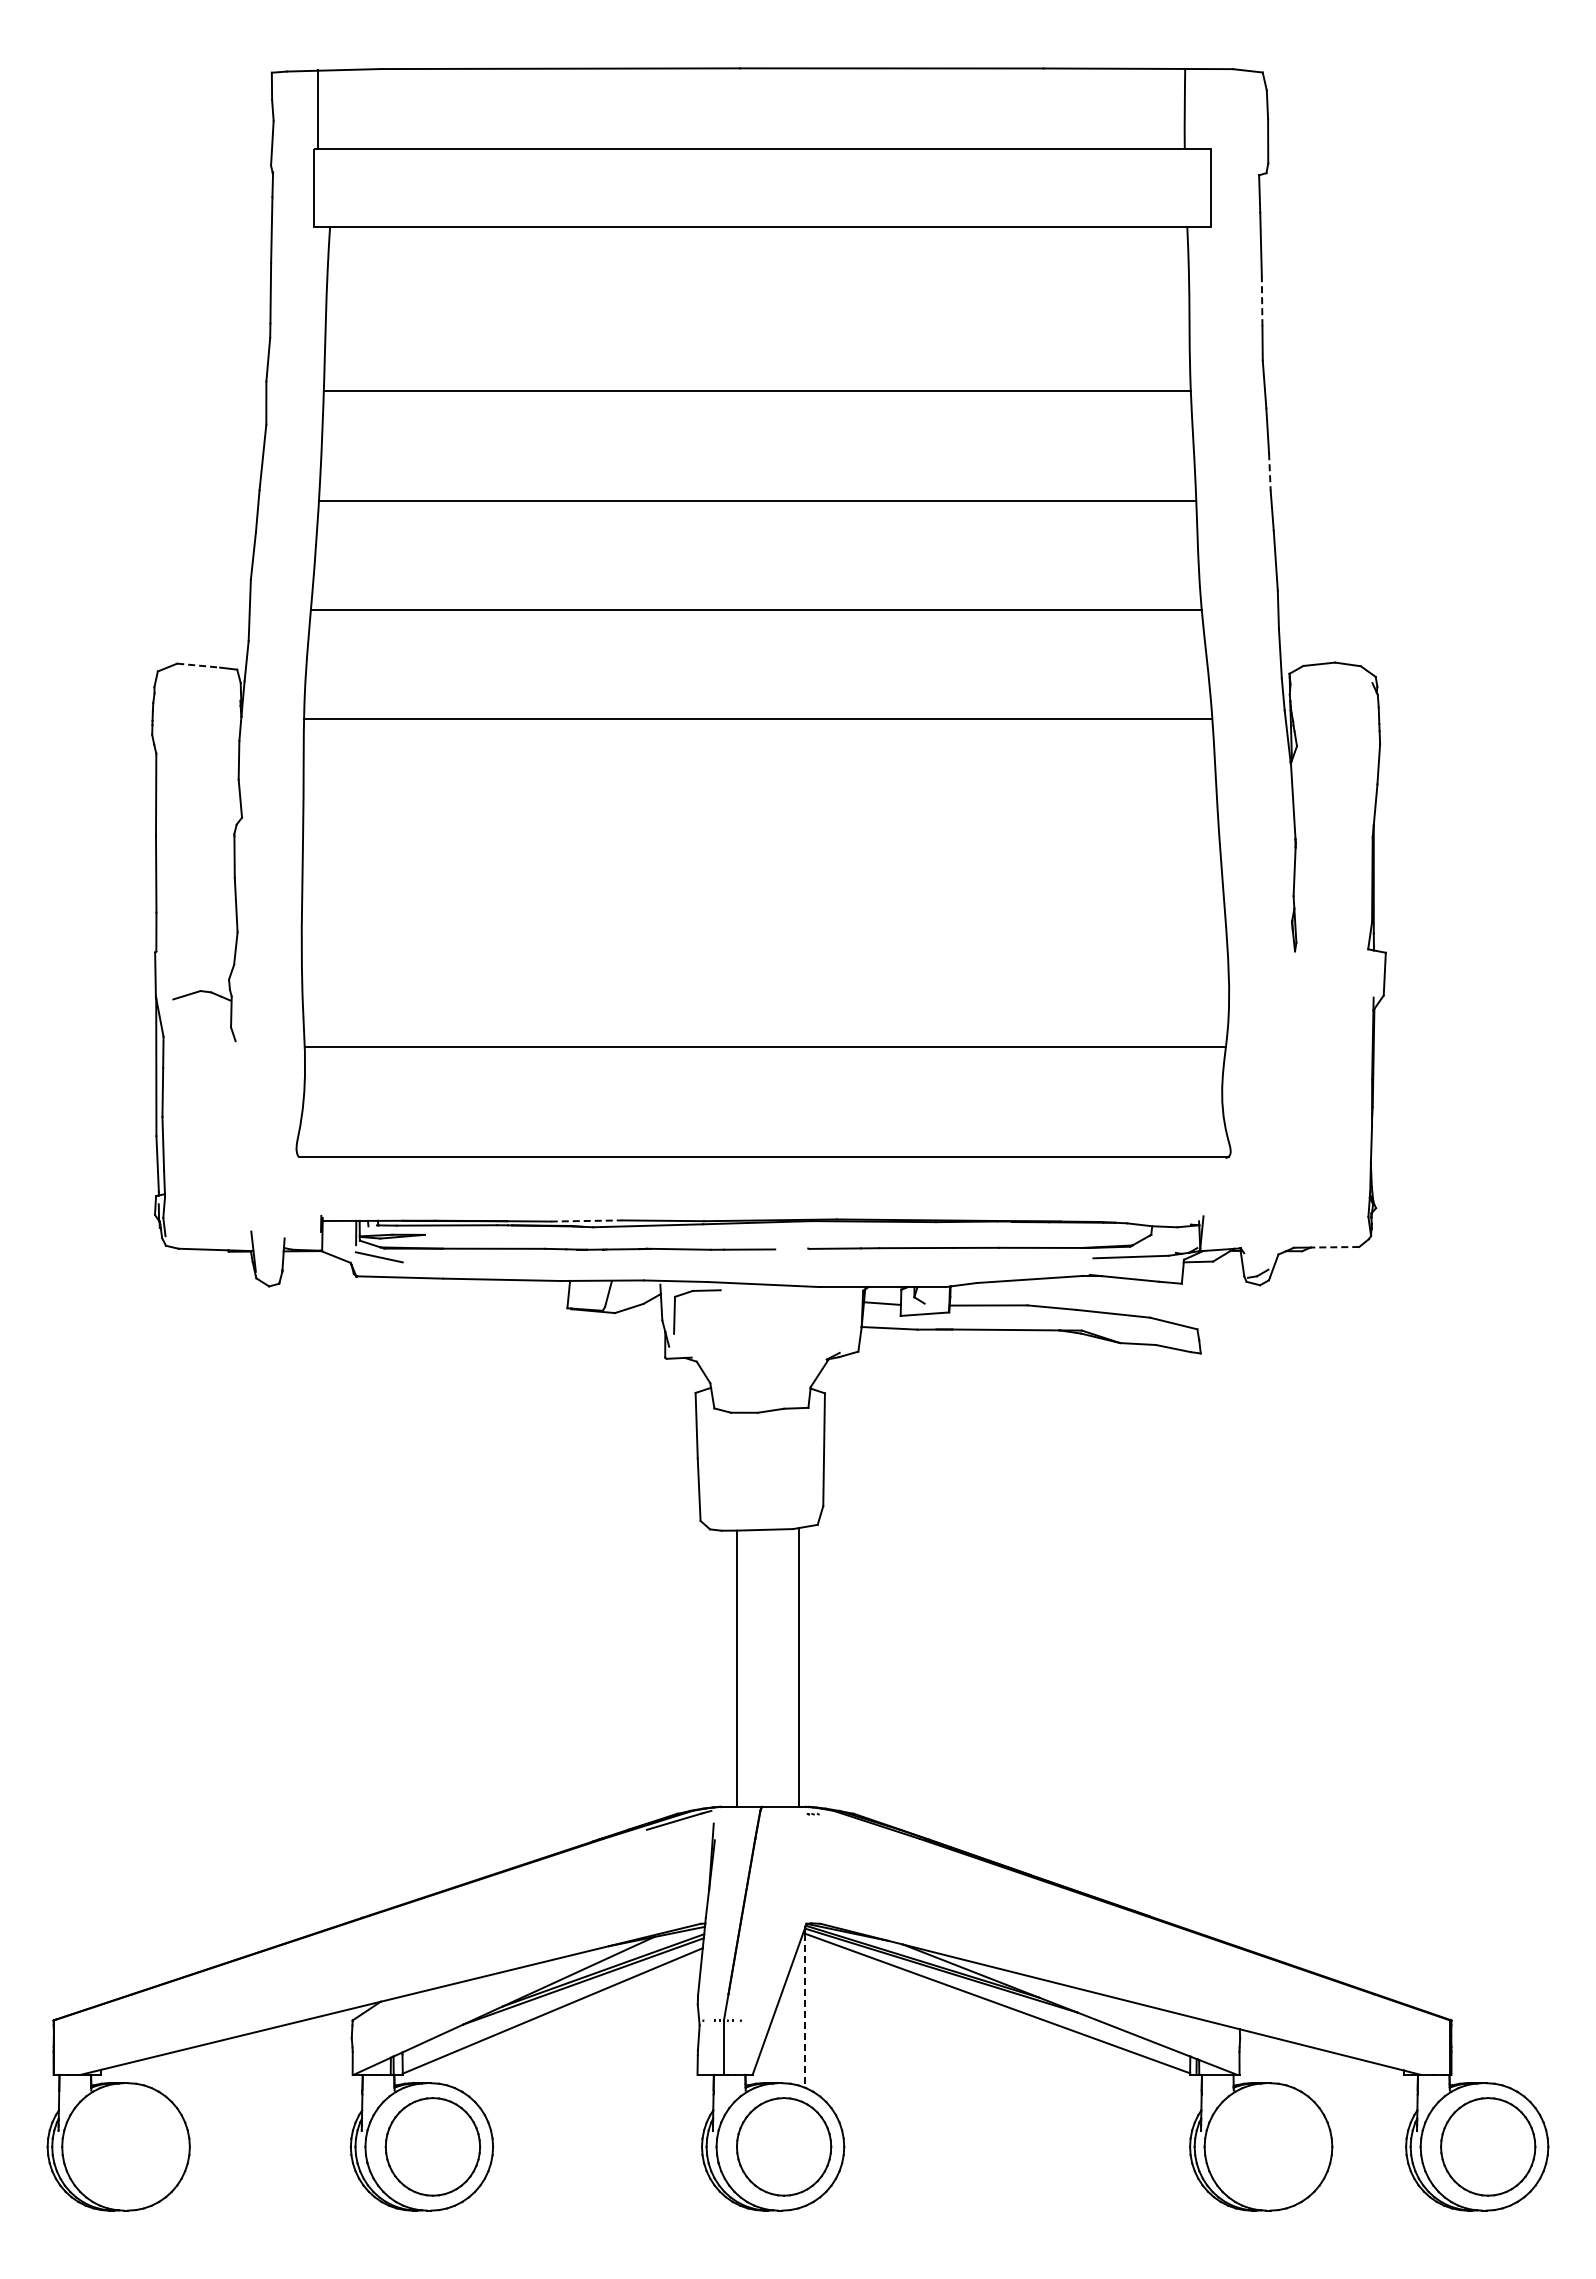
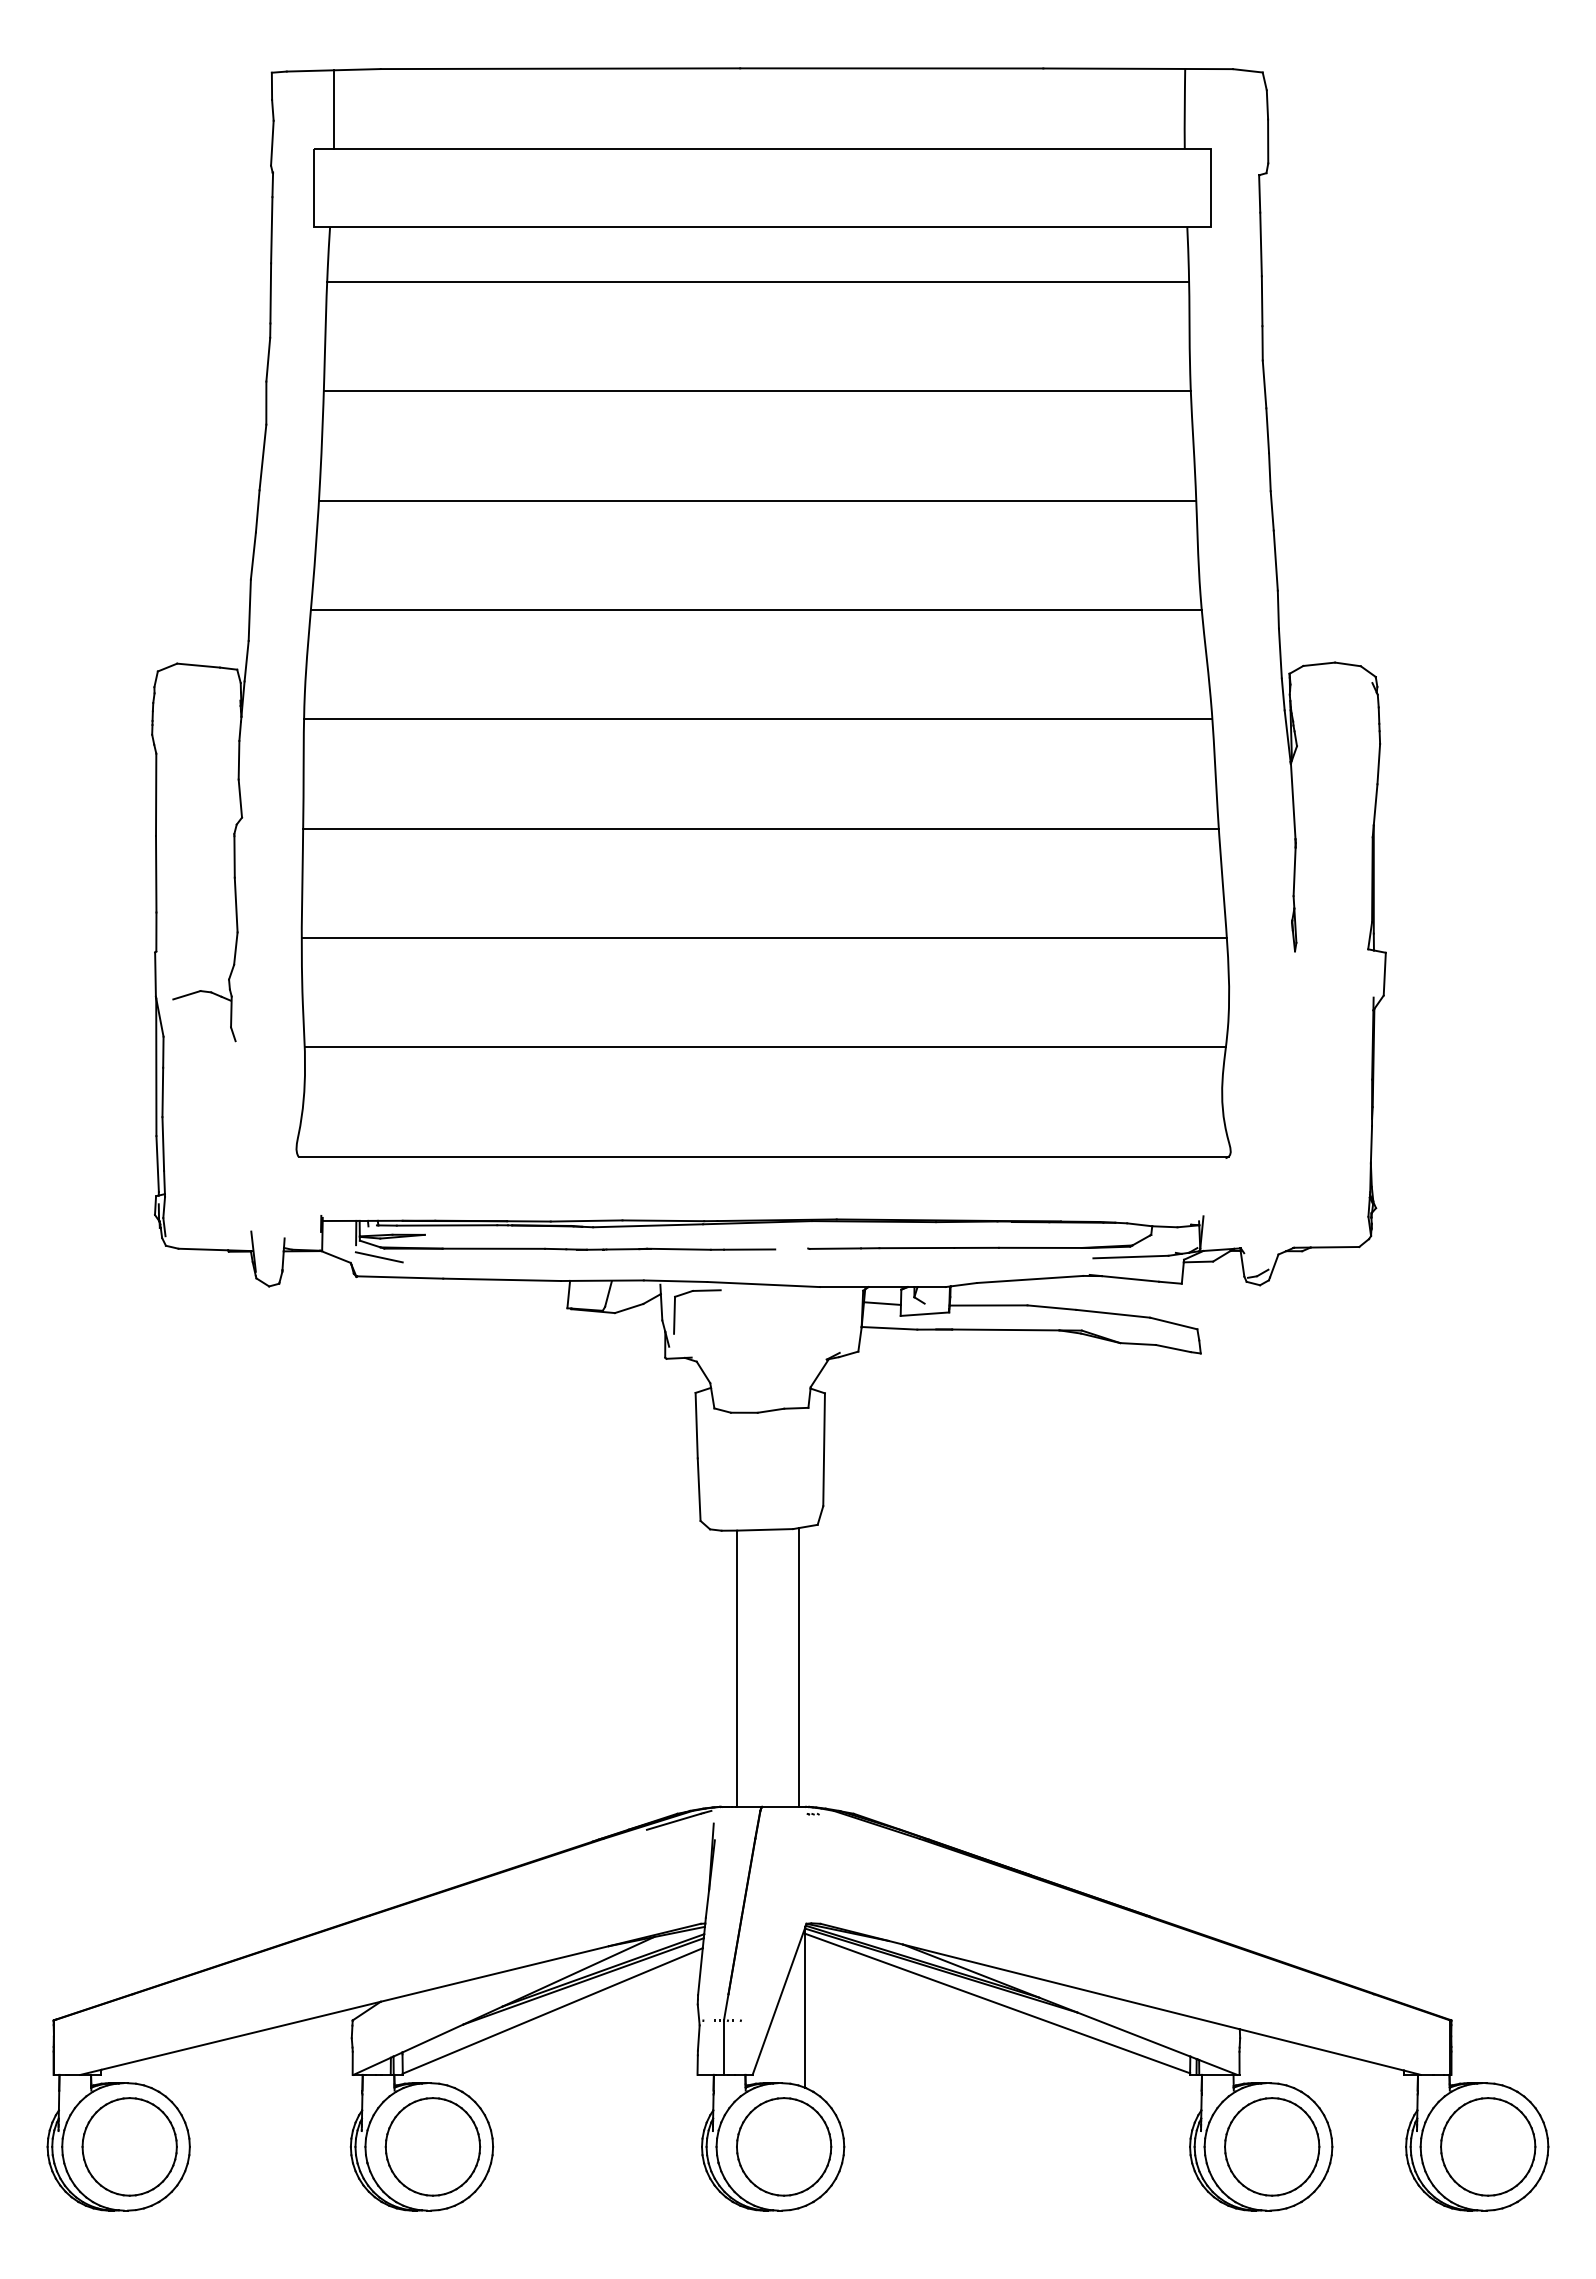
line position: (317, 109) -> (333, 109) (333, 109)
line: none -> present (758, 281)
line: dashed -> solid (1262, 301)
line: dashed -> solid (1269, 472)
line: dashed -> solid (198, 665)
line: none -> present (760, 828)
line: none -> present (763, 938)
line: dashed -> solid (586, 1220)
line: dashed -> solid (1334, 1247)
line: dashed -> solid (805, 2011)
part: none -> present (129, 2146)
part: none -> present (1272, 2146)
